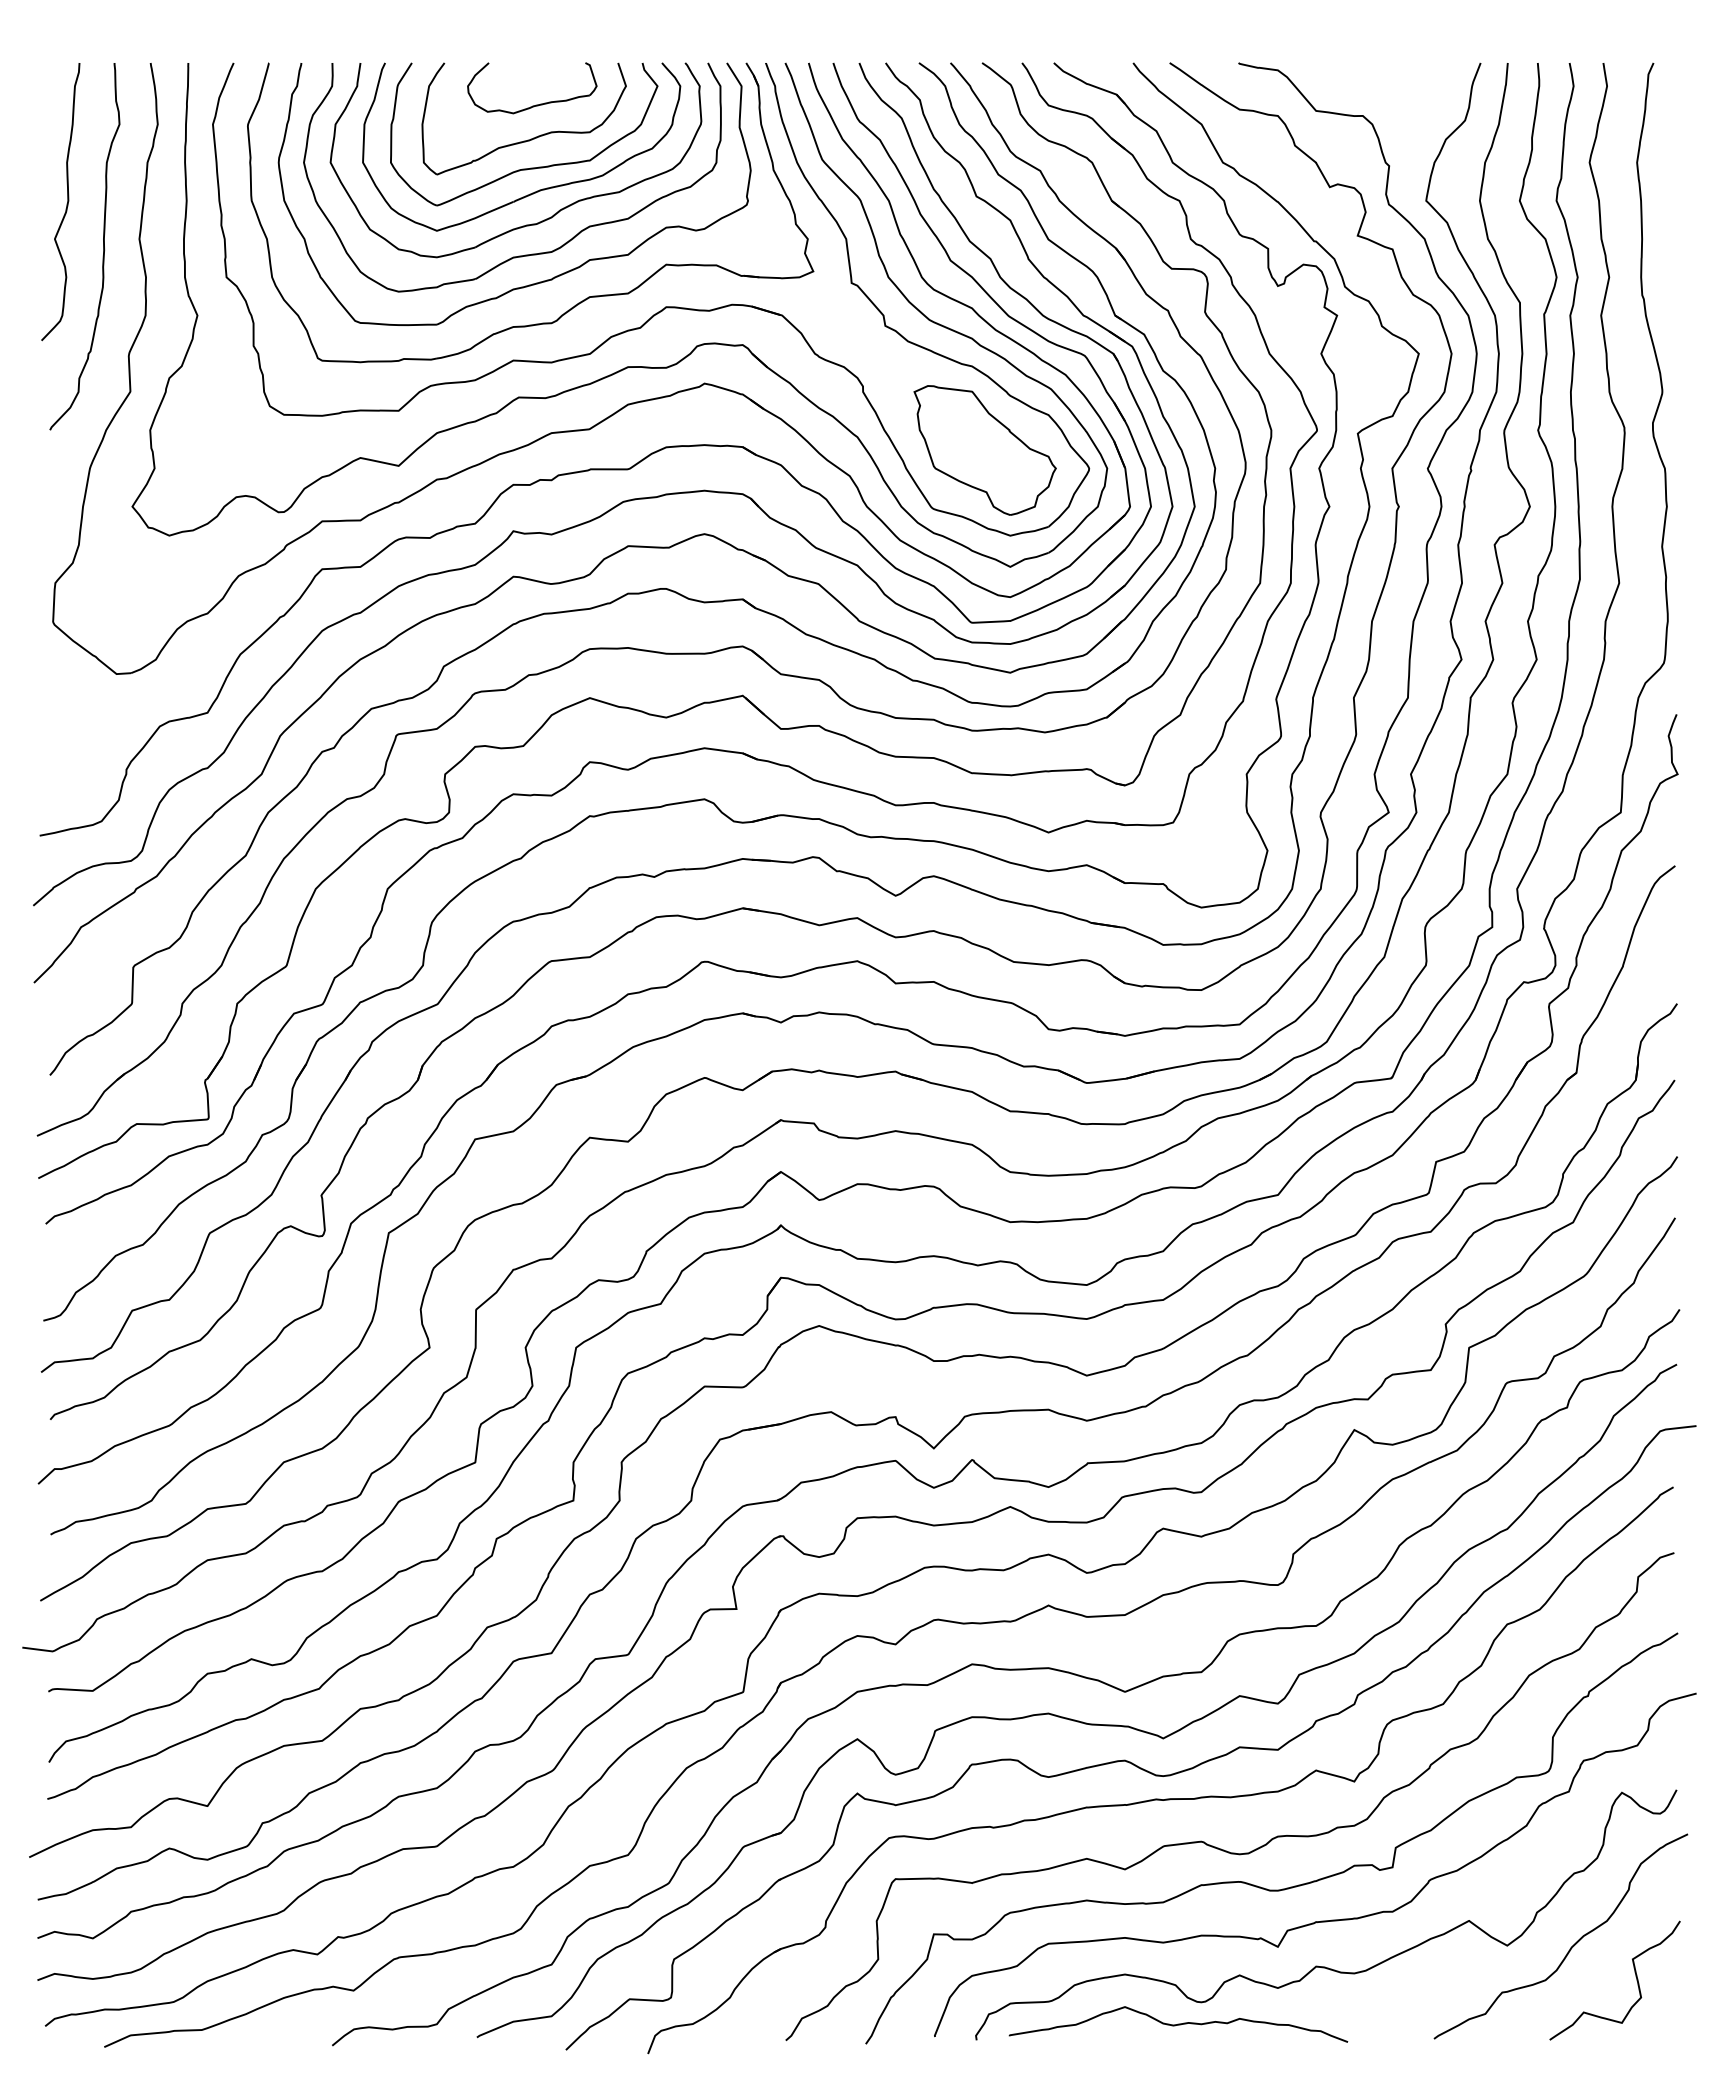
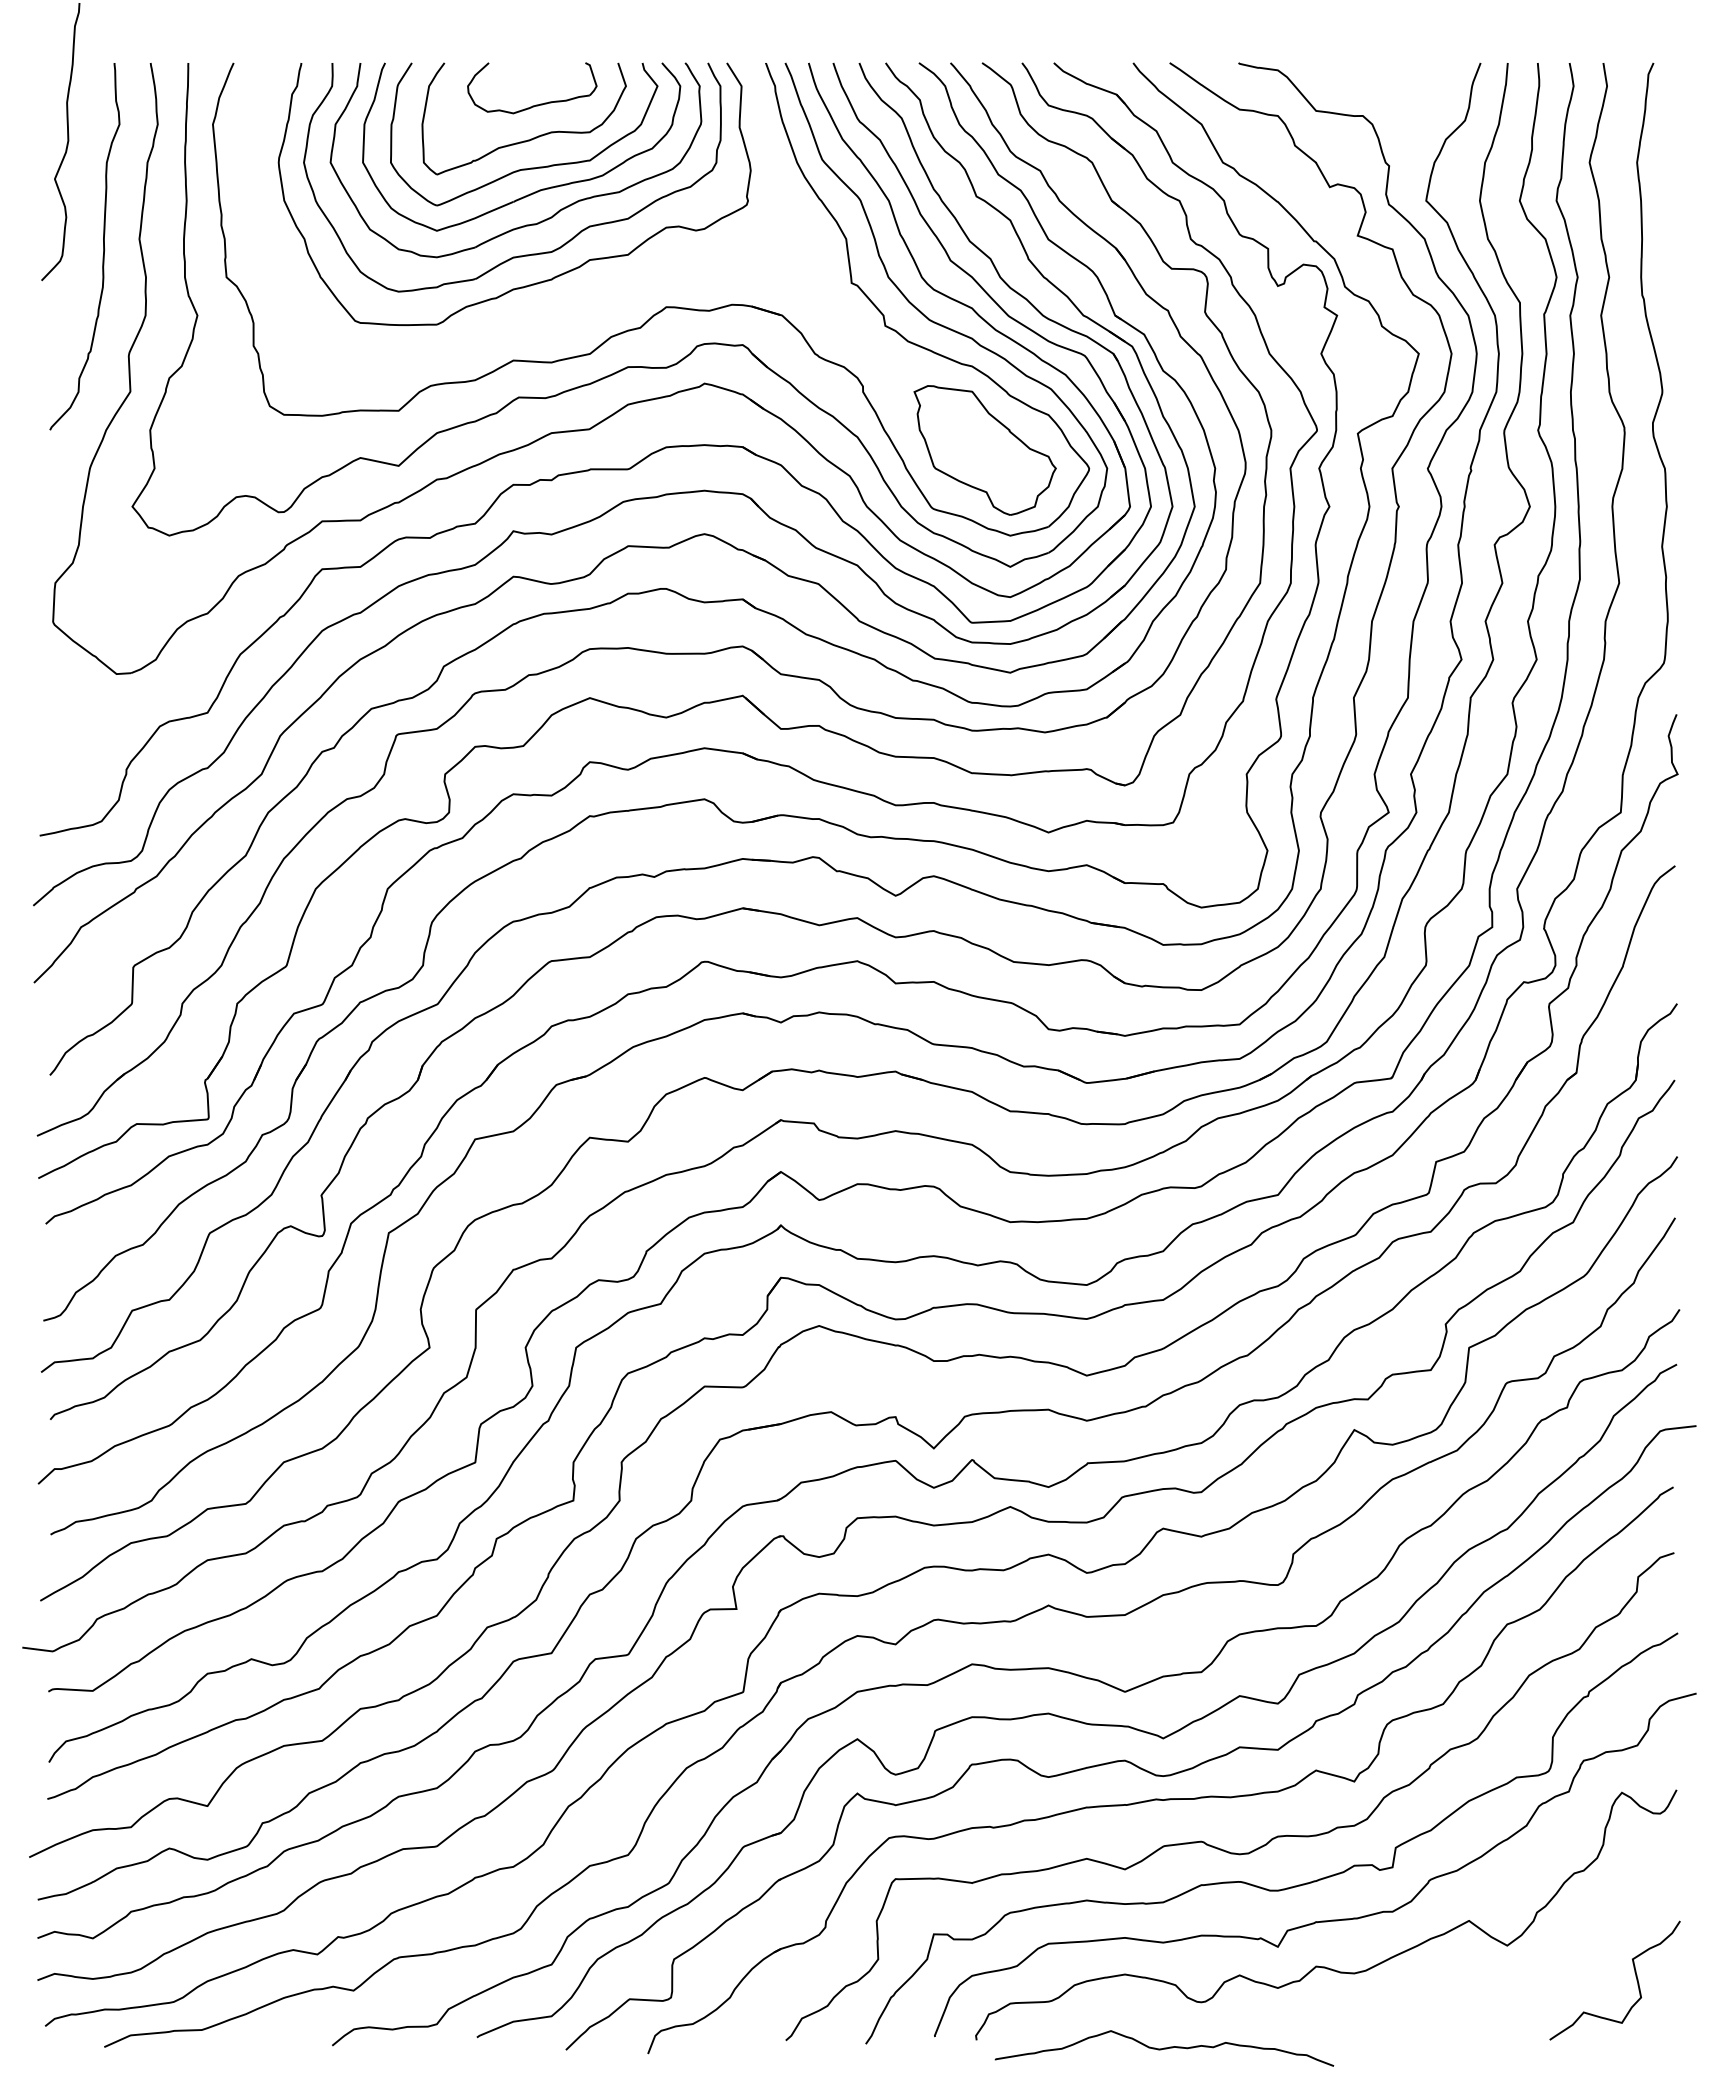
curve position: (66, 203) -> (66, 143) (66, 143)
part: present -> none (583, 299)
curve: present -> none (1571, 1946)
curve position: (1178, 2024) -> (1164, 2048) (1164, 2048)
